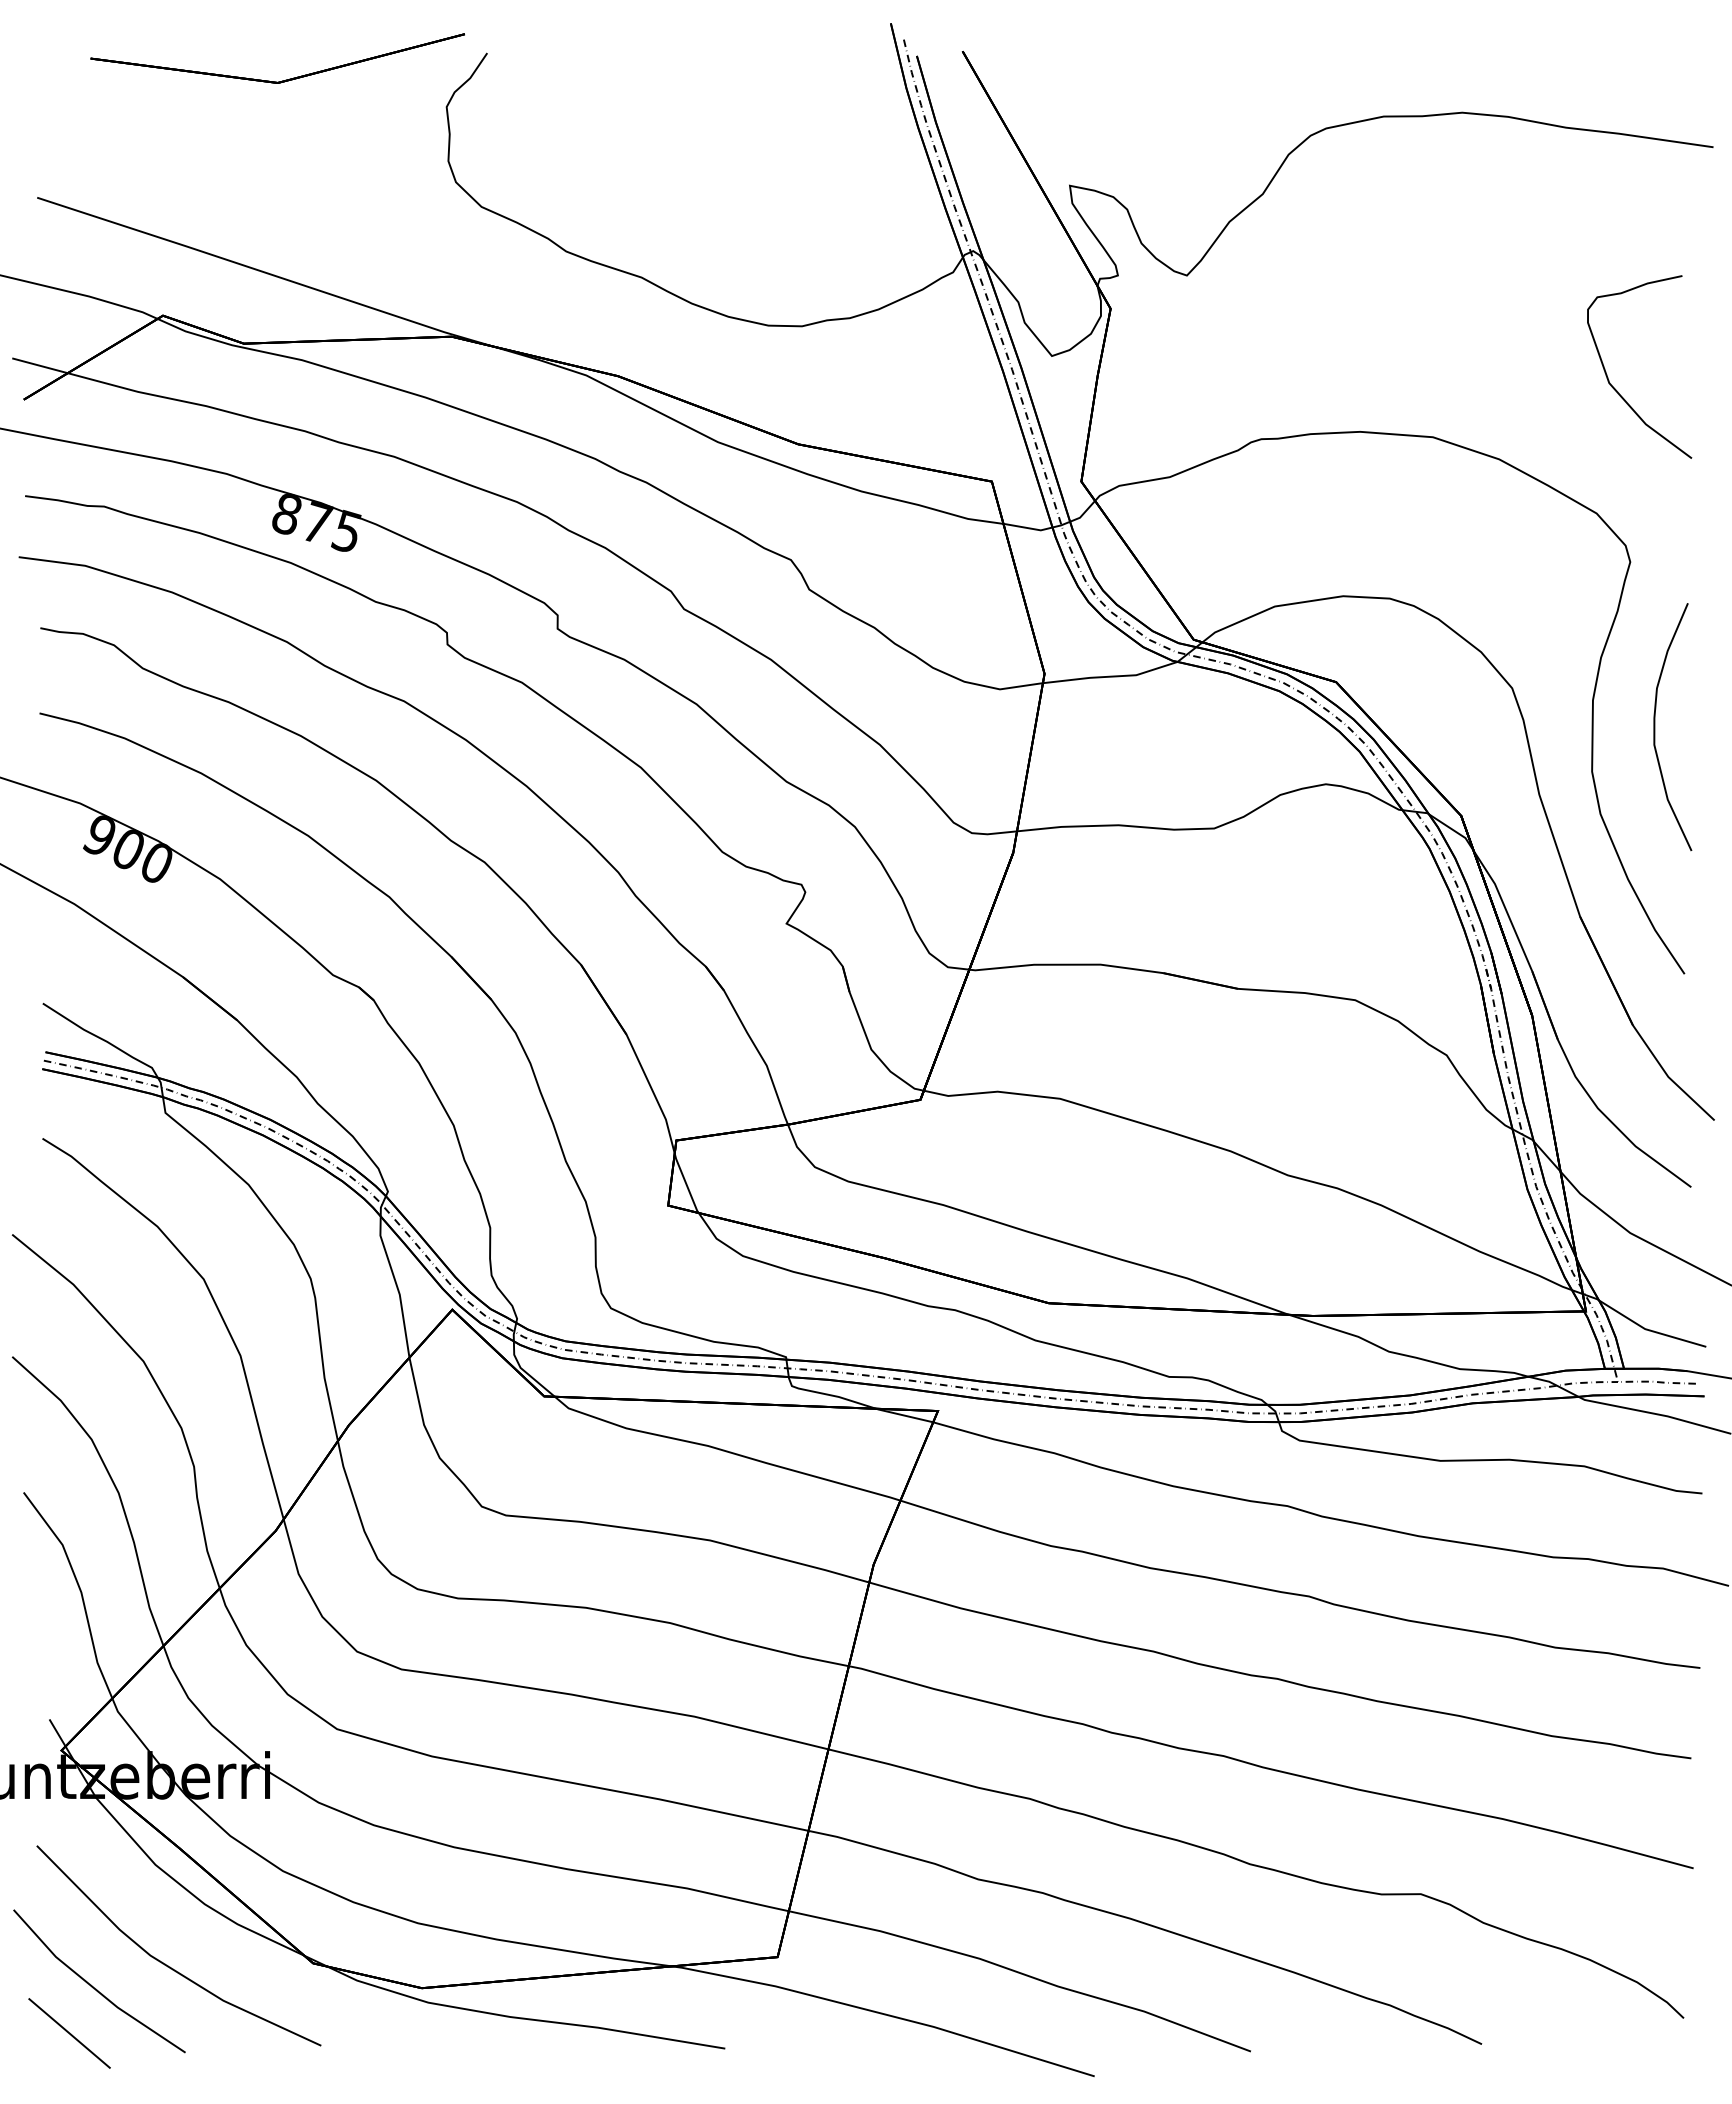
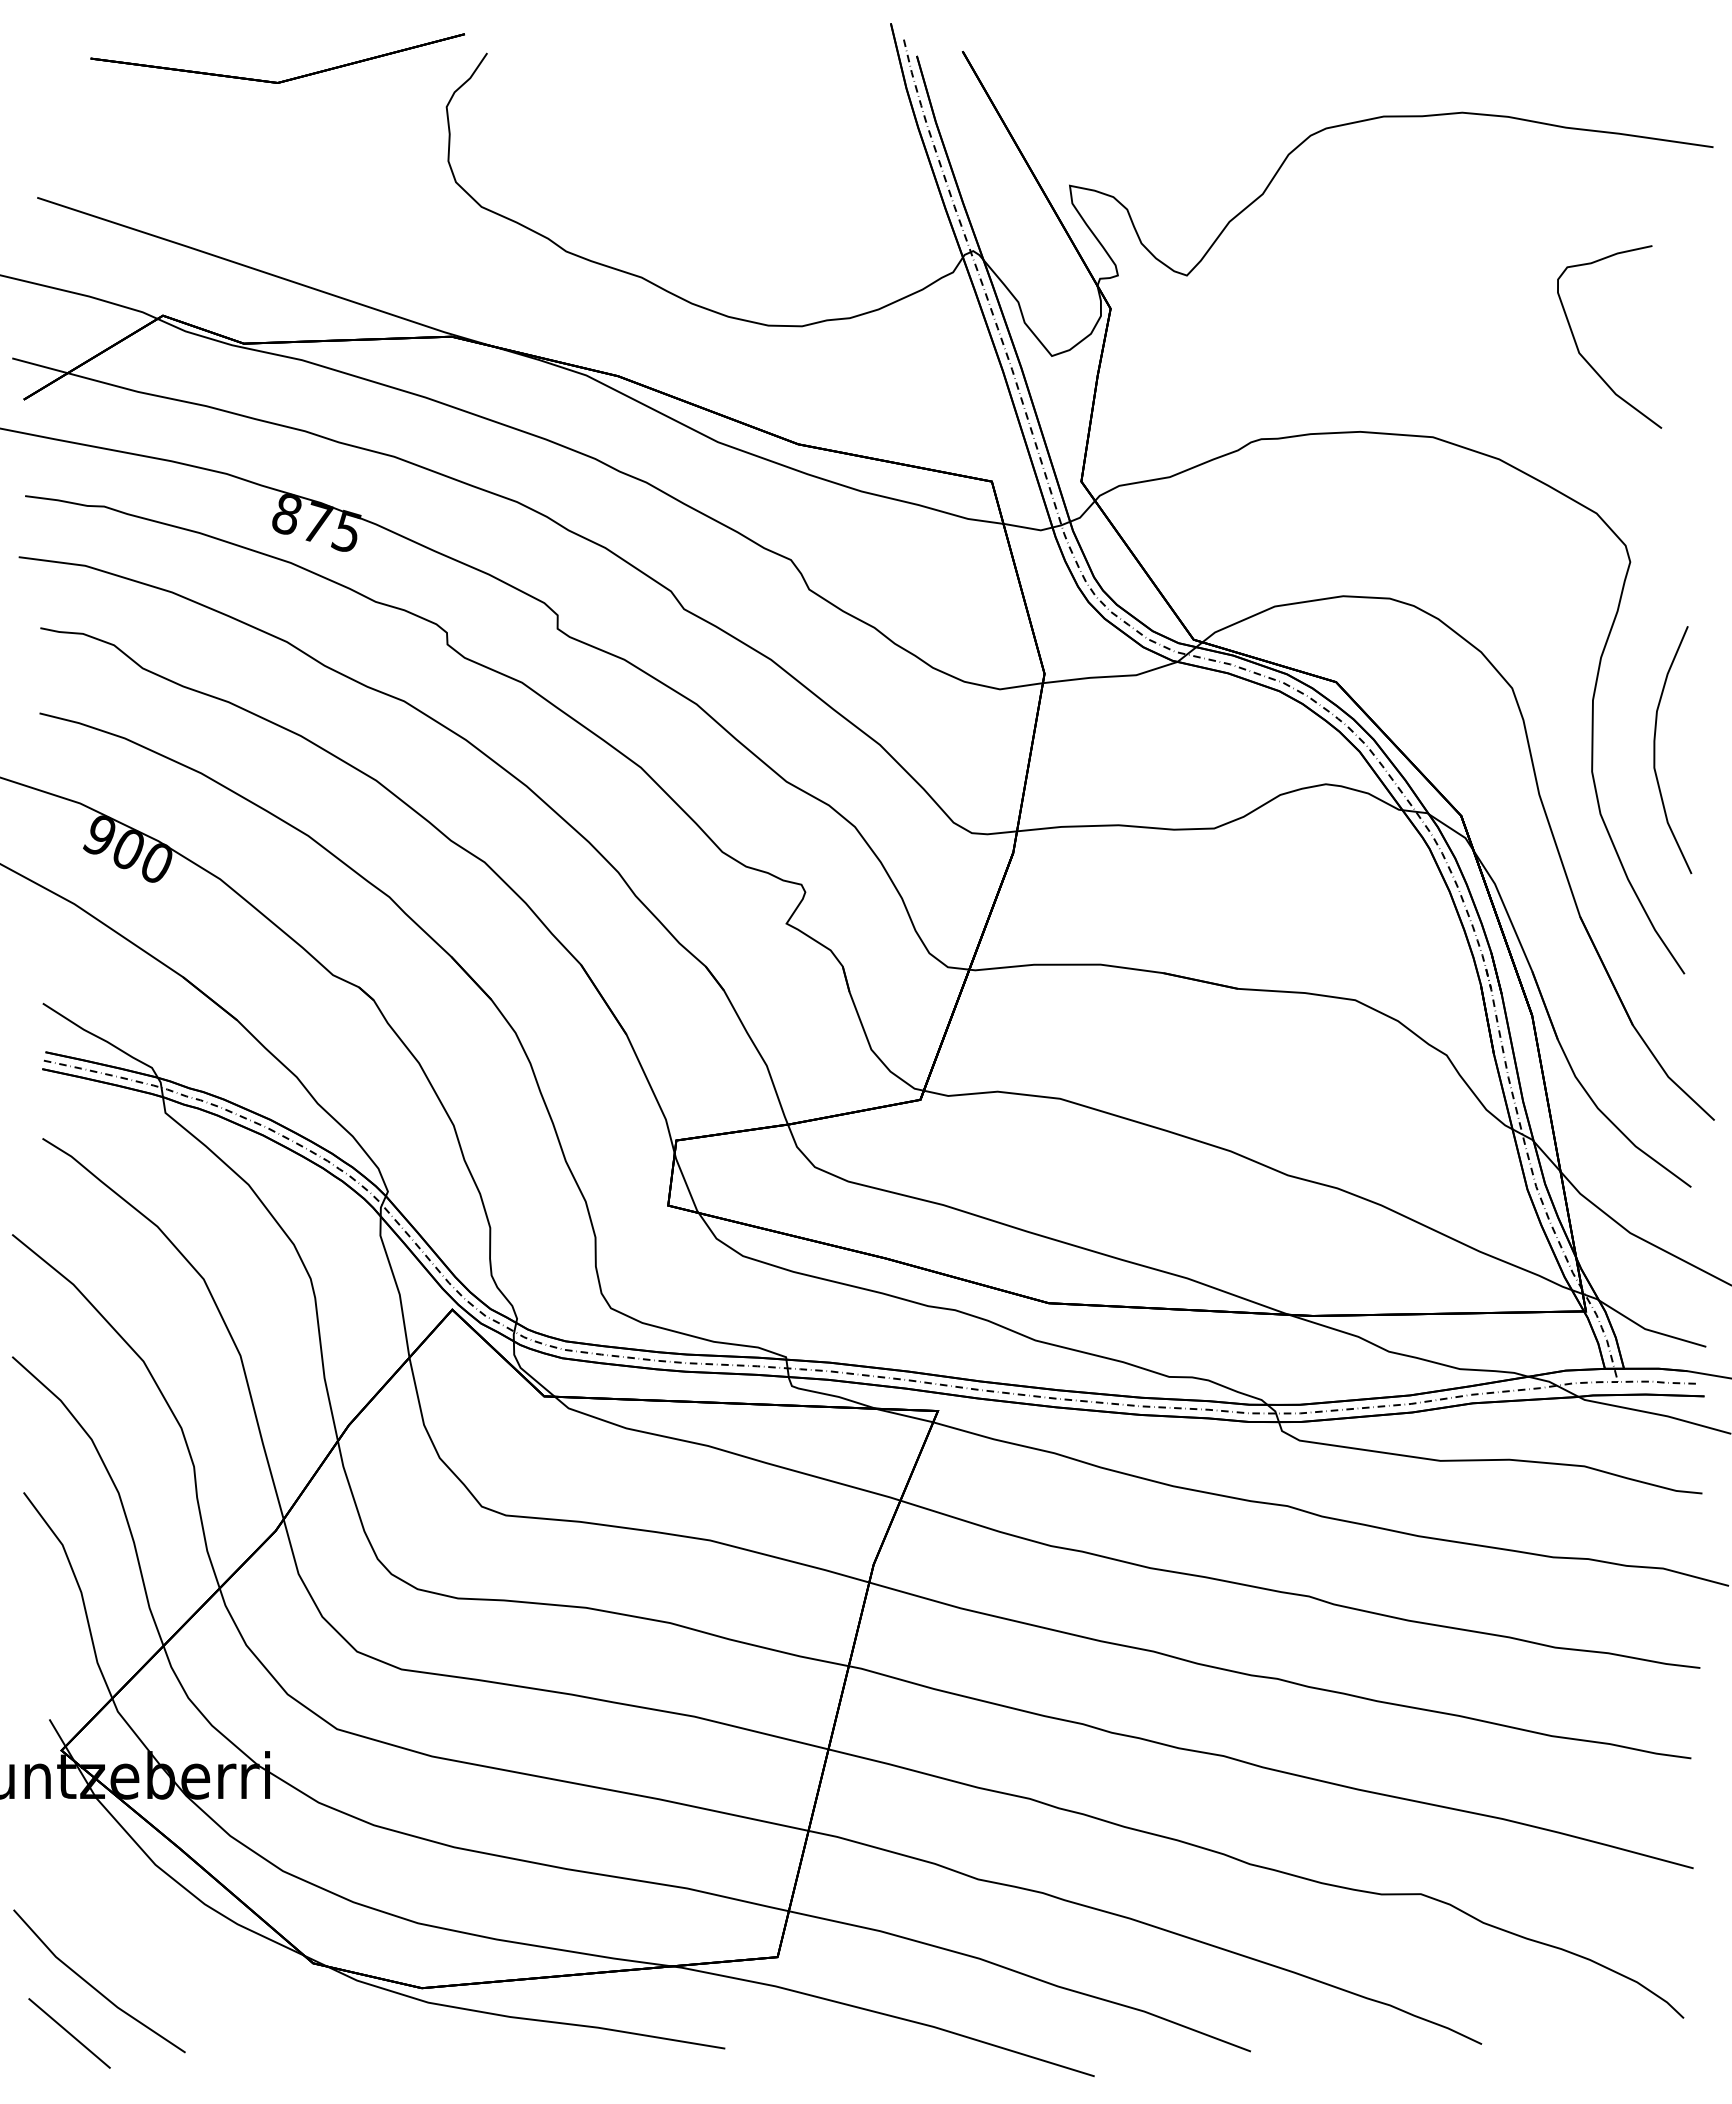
curve position: (1616, 389) -> (1586, 359) (1586, 359)
curve position: (1655, 727) -> (1655, 750) (1655, 750)
line: present -> none (165, 1963)
